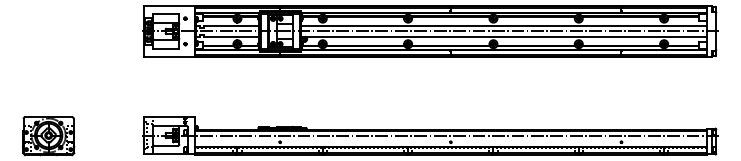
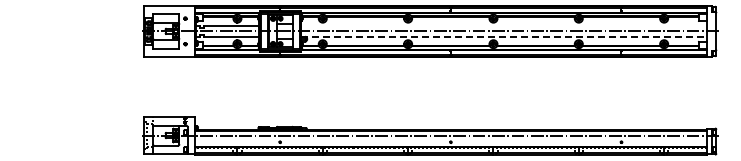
line: present -> none (503, 26)
line: solid -> dashed (504, 36)
part: present -> none (48, 136)
